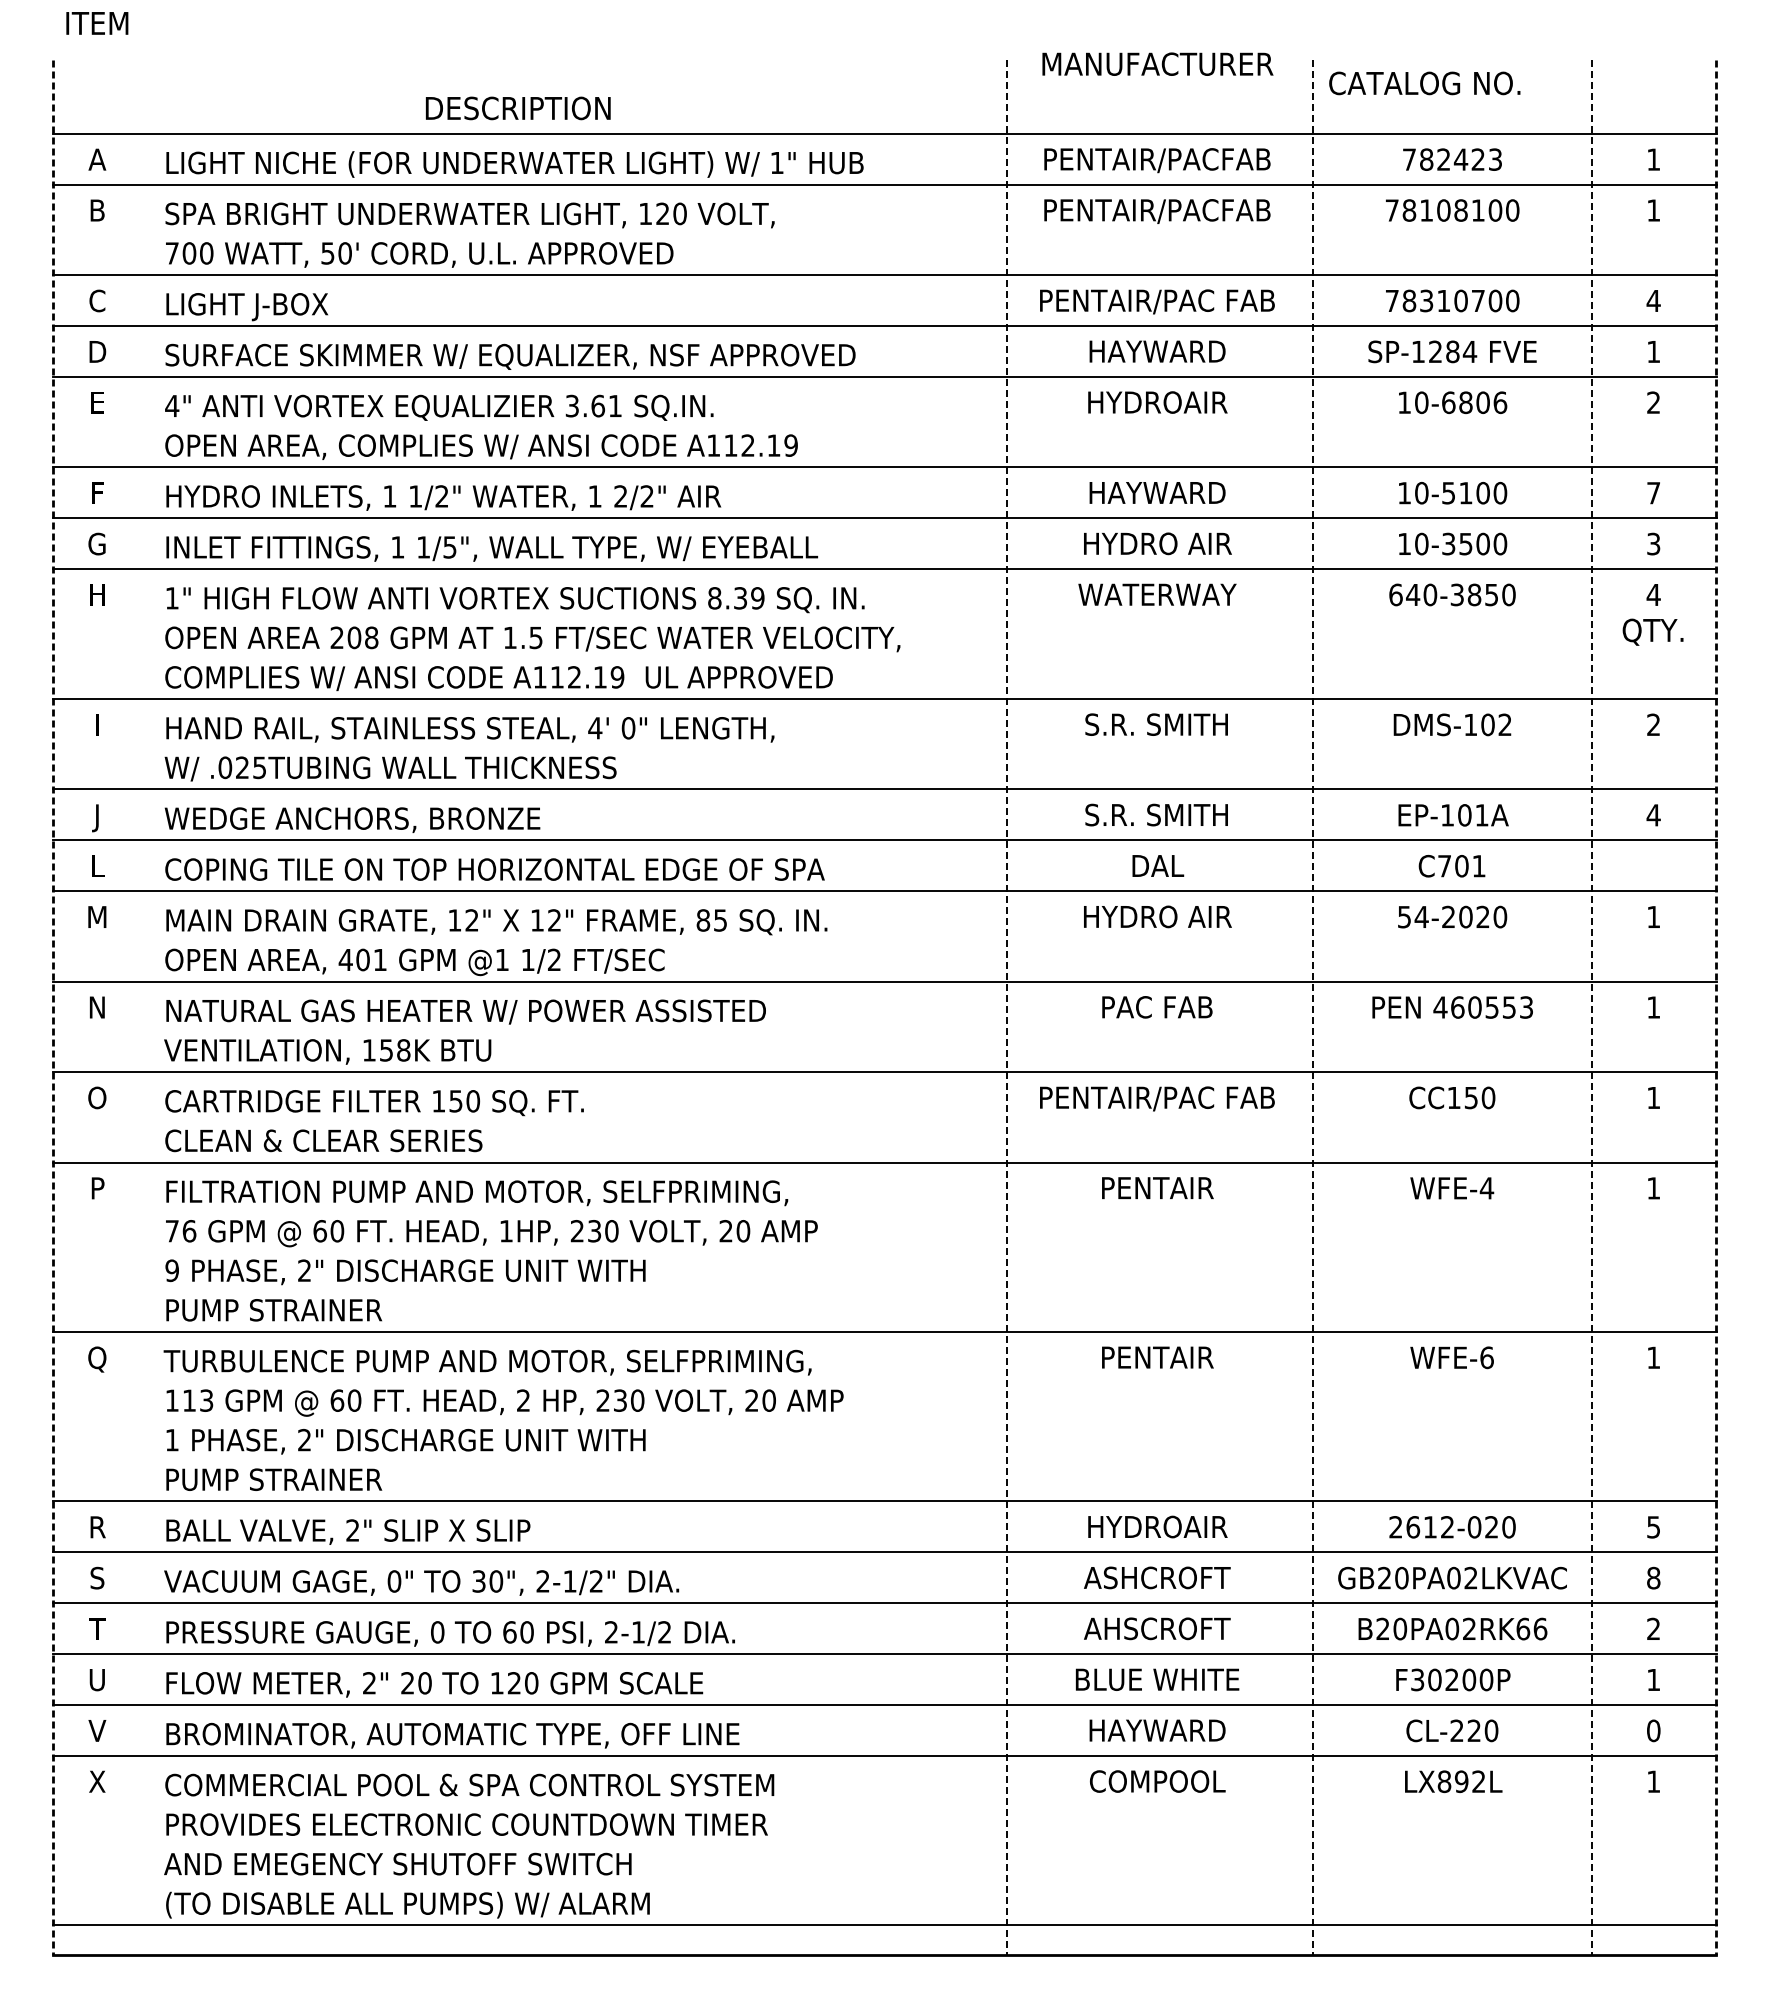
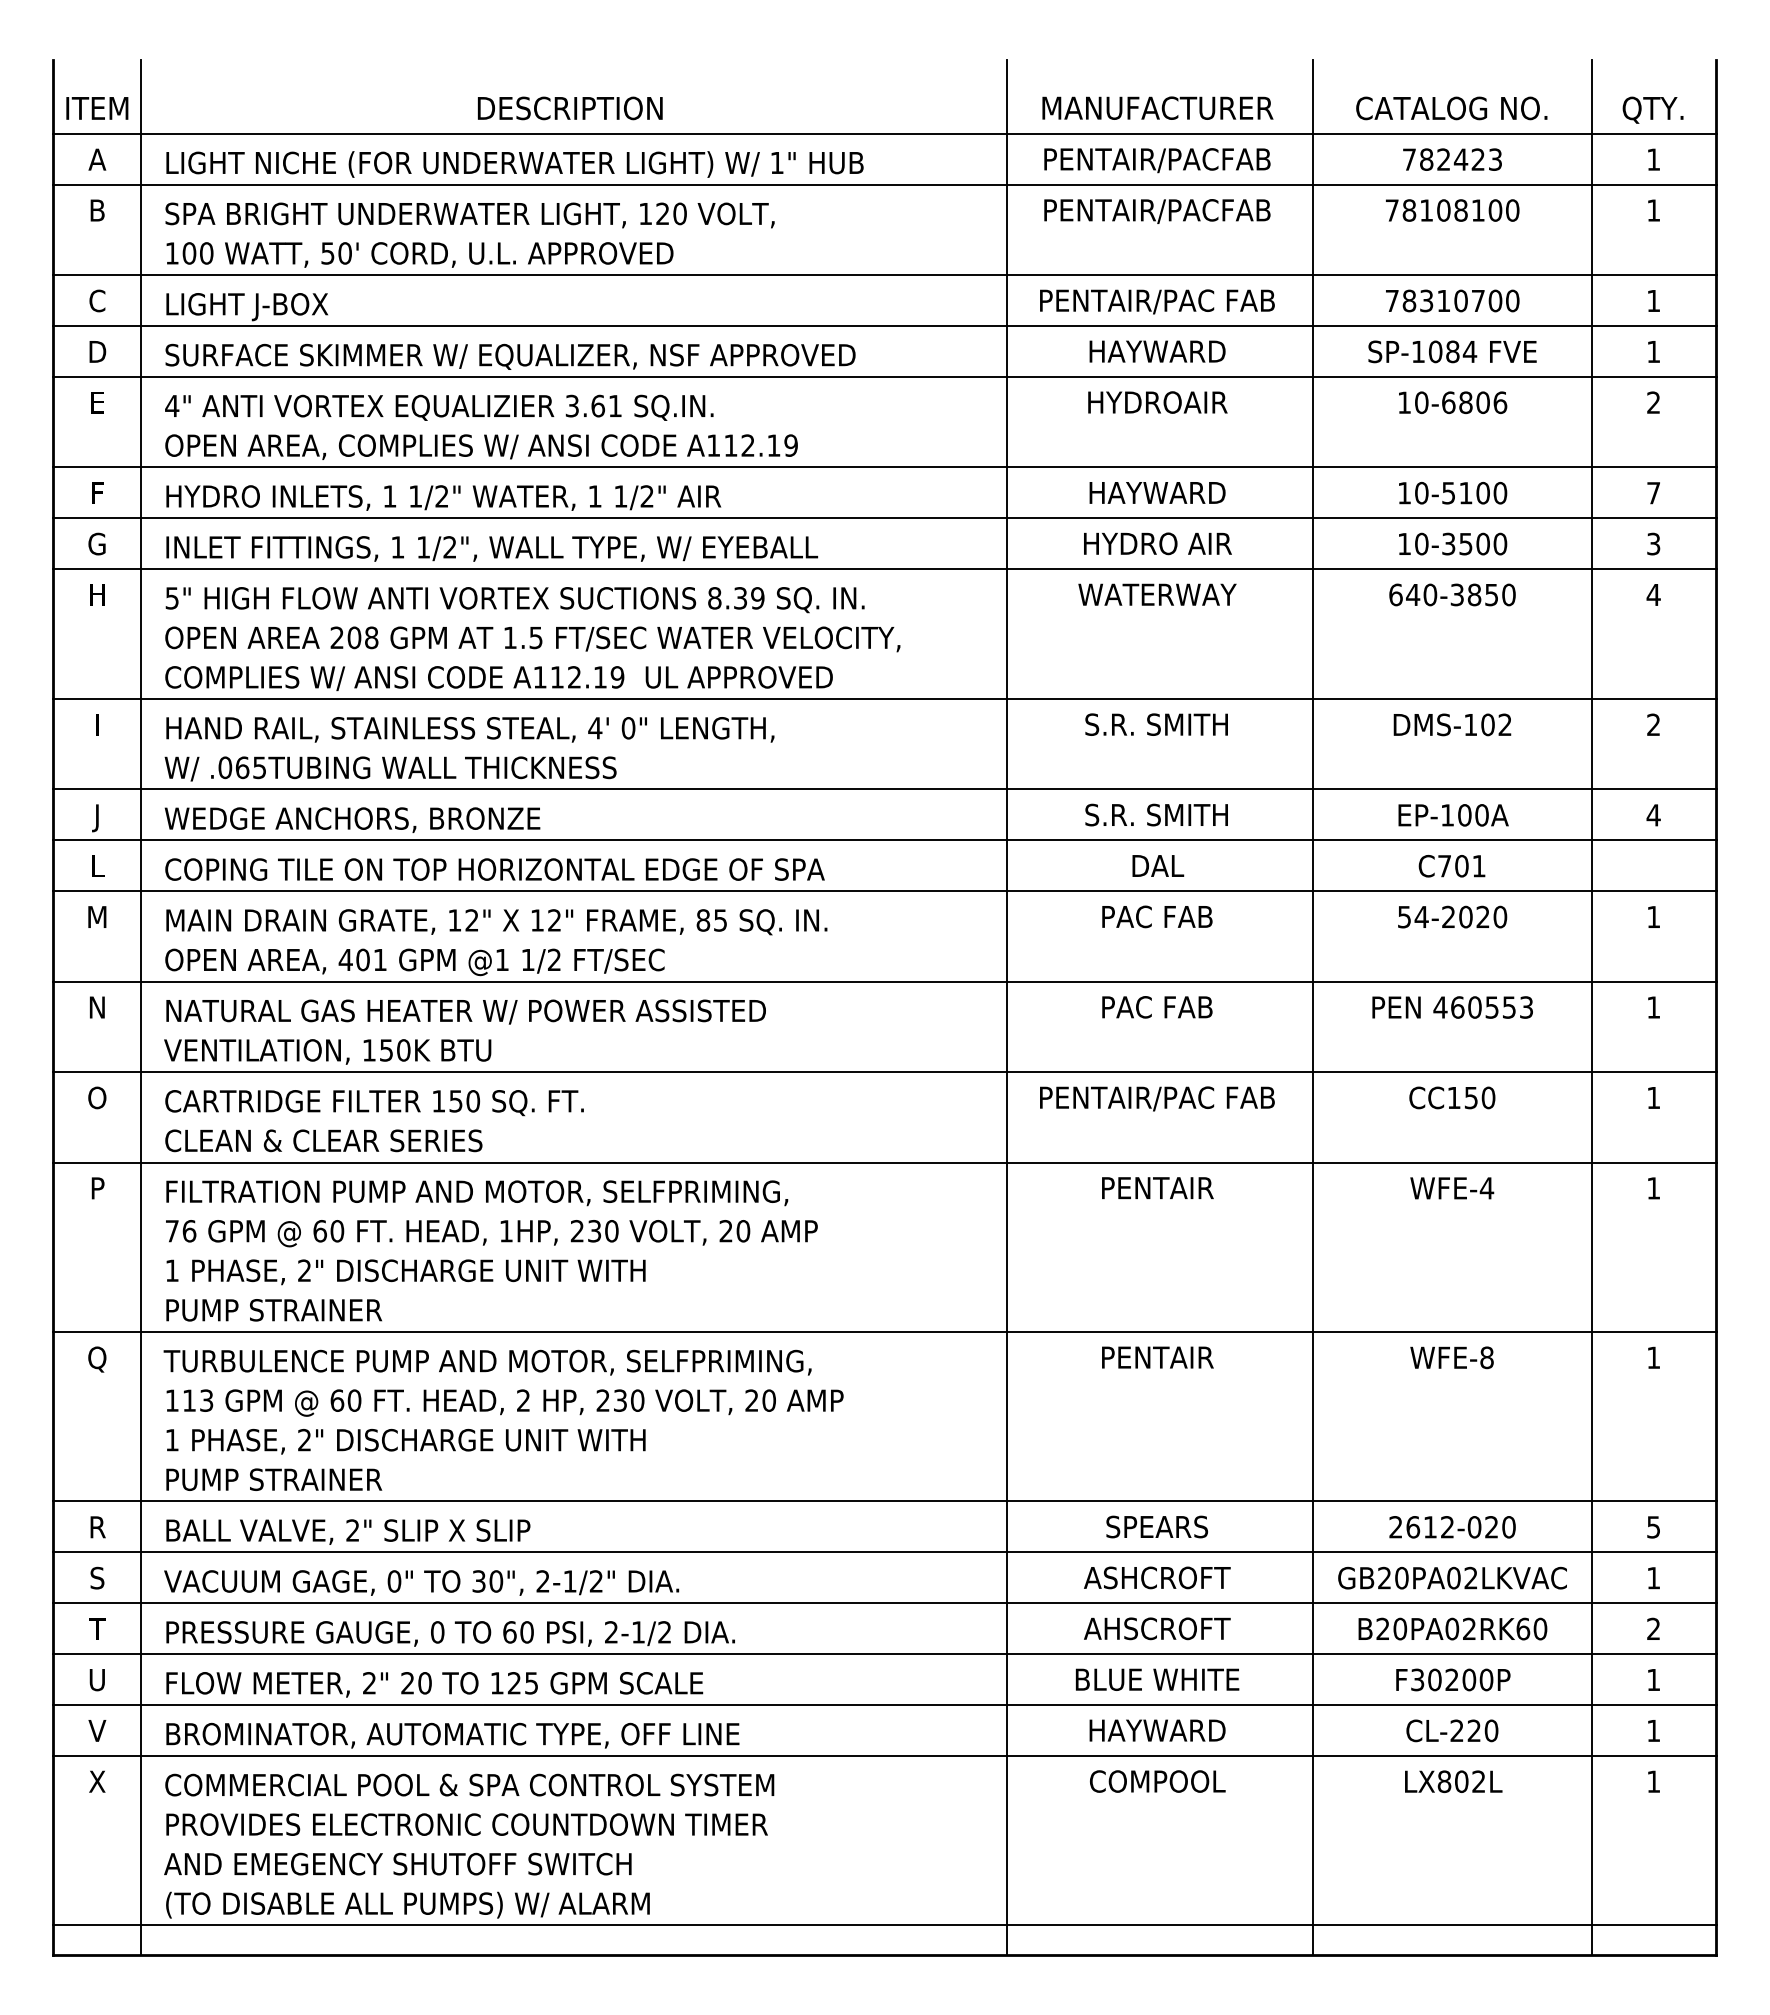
text position: (97, 23) -> (97, 108) (97, 108)
text position: (1157, 63) -> (1157, 107) (1157, 107)
text position: (1424, 83) -> (1451, 108) (1451, 108)
text position: (518, 108) -> (570, 108) (570, 108)
text: 700 -> 100 (172, 253)
text: 4 -> 1 (1653, 300)
text: SP-1284 -> SP-1084 (1435, 351)
text: 2/2" -> 1/2" (620, 496)
text: 1/5", -> 1/2", (449, 547)
text: 1" -> 5" (171, 598)
text position: (1652, 631) -> (1652, 109) (1652, 109)
text: .025TUBING -> .065TUBING (242, 767)
text: EP-101A -> EP-100A (1481, 815)
text: HYDRO AIR -> PAC FAB (1157, 916)
line: dashed -> solid (53, 1007)
line: none -> present (141, 1007)
line: dashed -> solid (1006, 1007)
line: dashed -> solid (1313, 1007)
line: dashed -> solid (1591, 1007)
line: dashed -> solid (1715, 1007)
text: 158K -> 150K (403, 1050)
text: 9 -> 1 (171, 1270)
text: WFE-6 -> WFE-8 (1486, 1357)
text: HYDROAIR -> SPEARS (1157, 1526)
text: 8 -> 1 (1653, 1577)
text: B20PA02RK66 -> B20PA02RK60 (1540, 1628)
text: 120 -> 125 (531, 1683)
text: 0 -> 1 (1653, 1730)
text: LX892L -> LX802L (1461, 1781)
